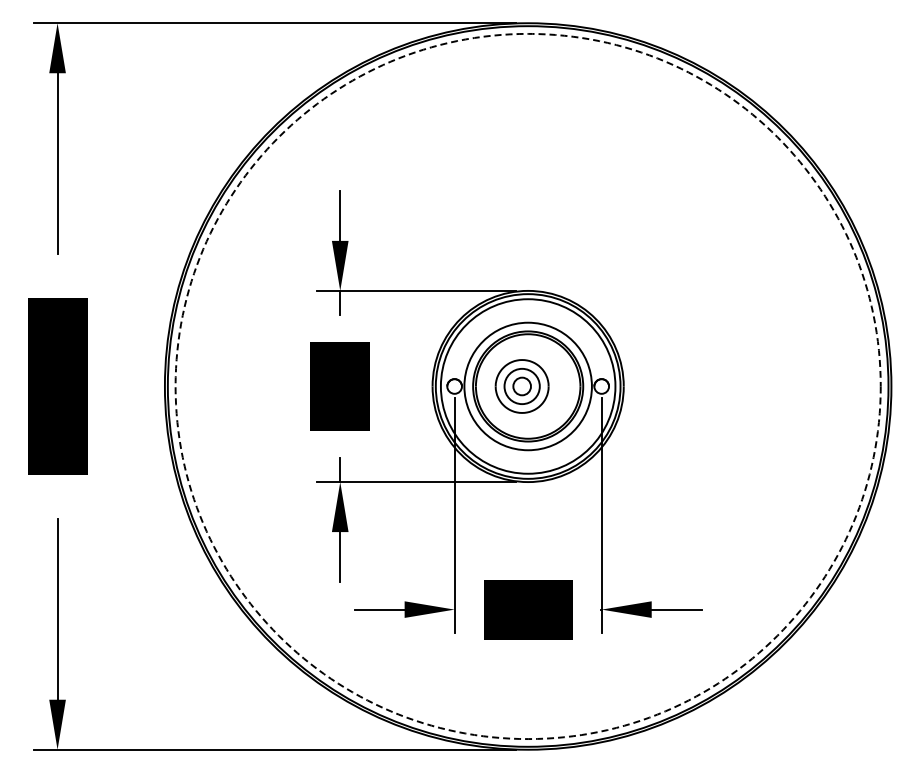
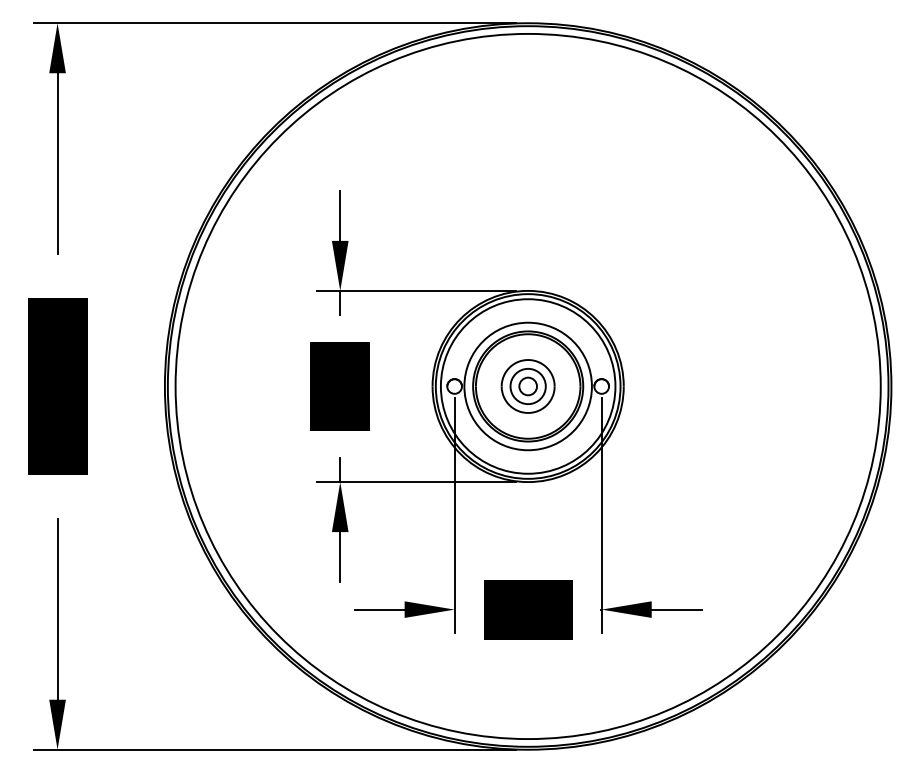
part position: (521, 386) -> (527, 386) (527, 386)
circle: dashed -> solid (527, 386)
